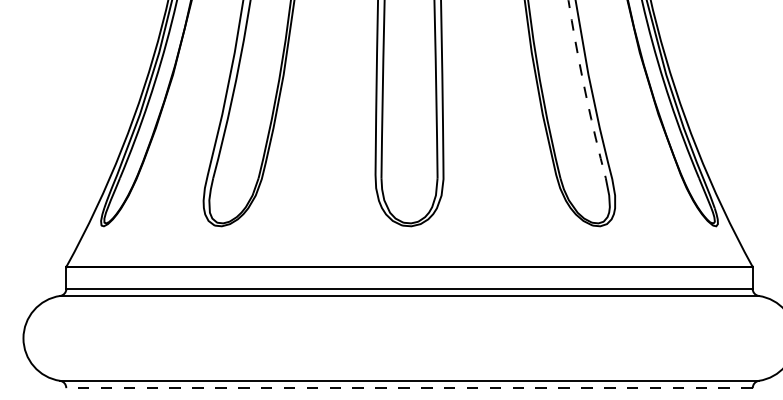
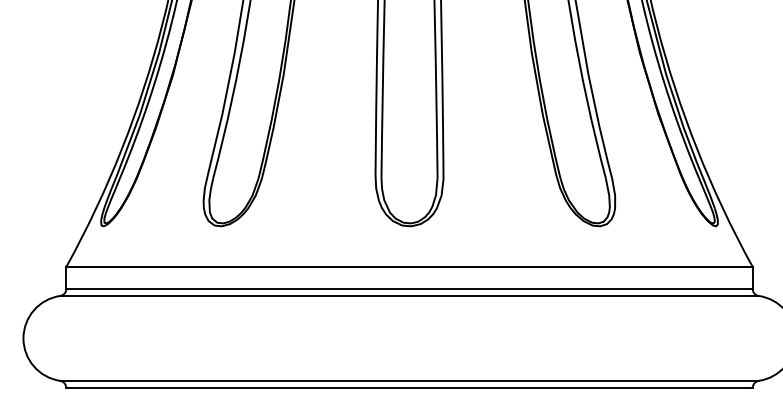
arc: dashed -> solid (585, 90)
line: dashed -> solid (409, 388)
